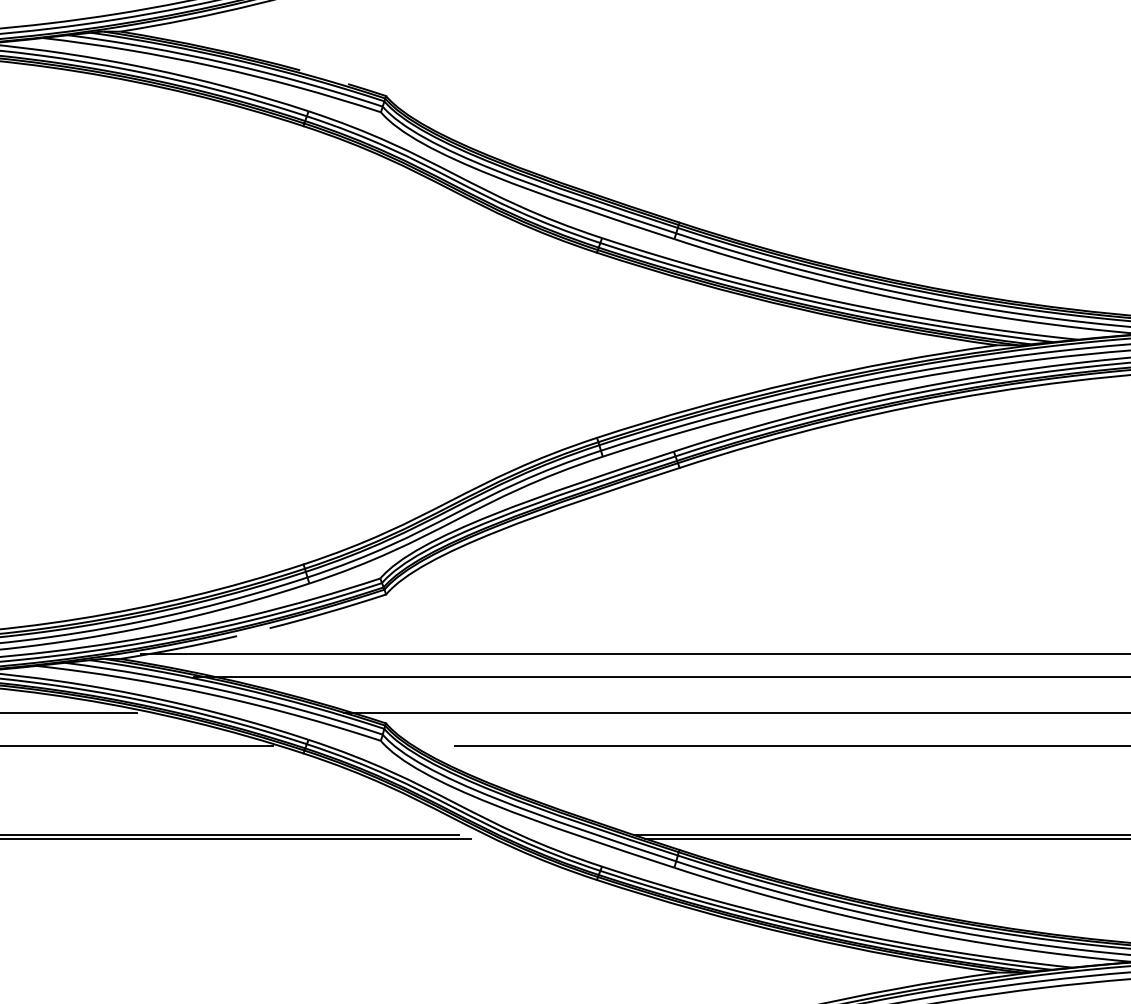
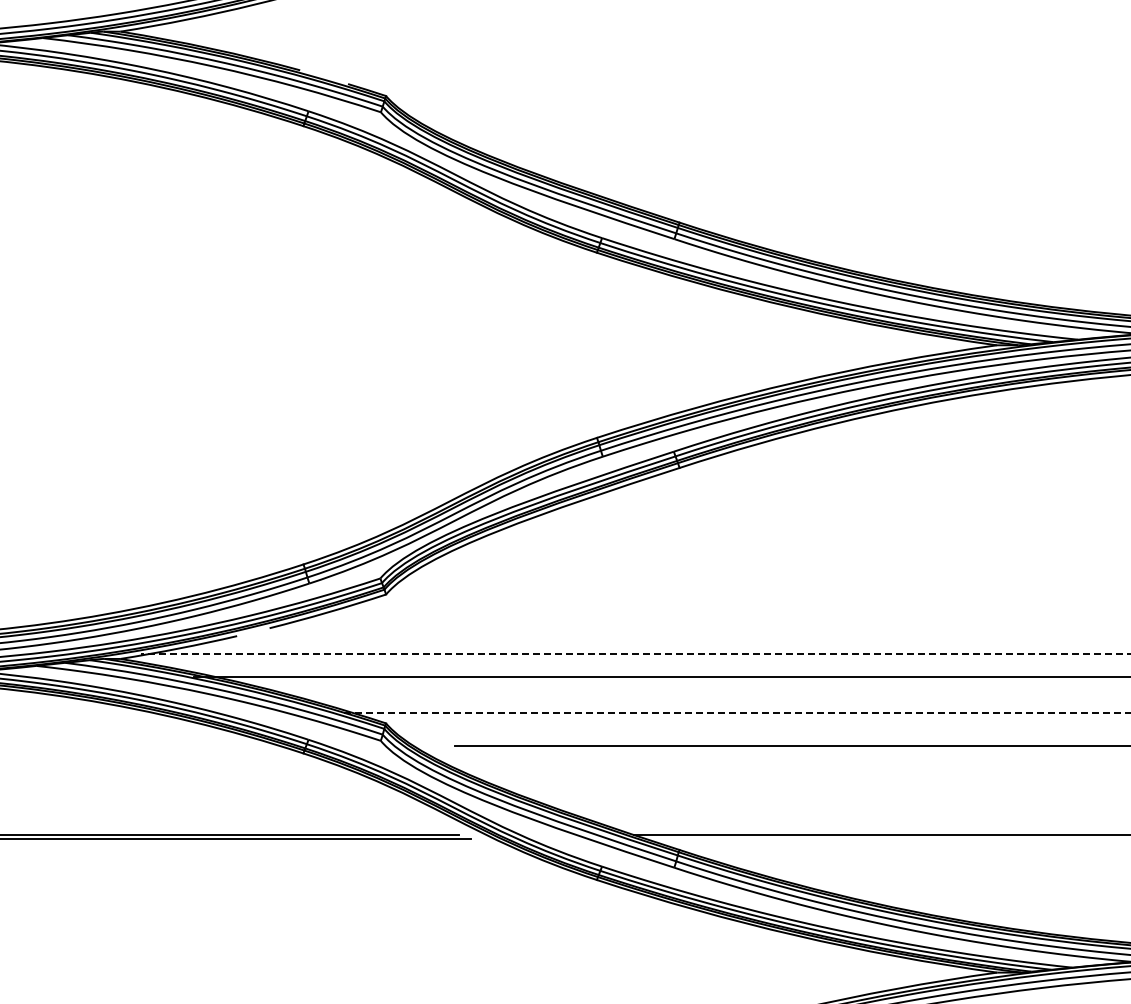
line: solid -> dashed (635, 654)
line: present -> none (69, 713)
line: solid -> dashed (737, 713)
line: present -> none (137, 746)
line: present -> none (886, 838)
